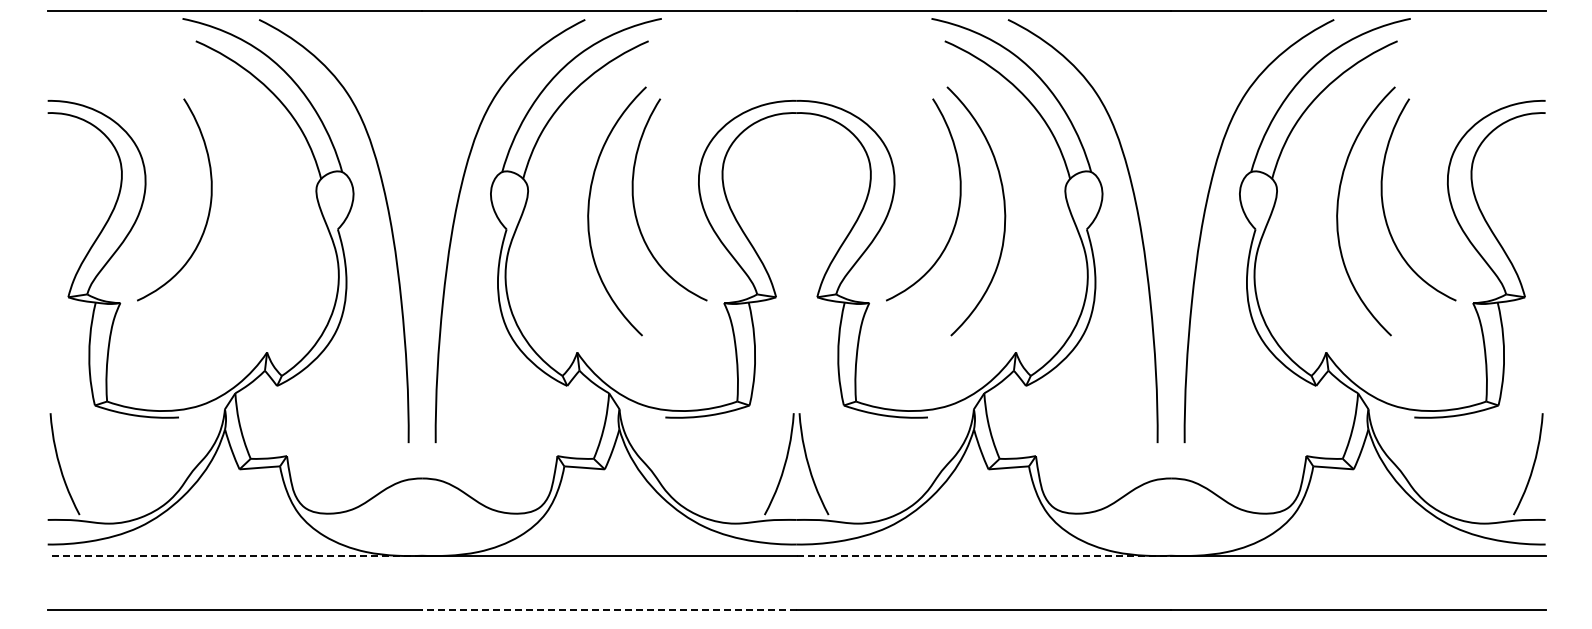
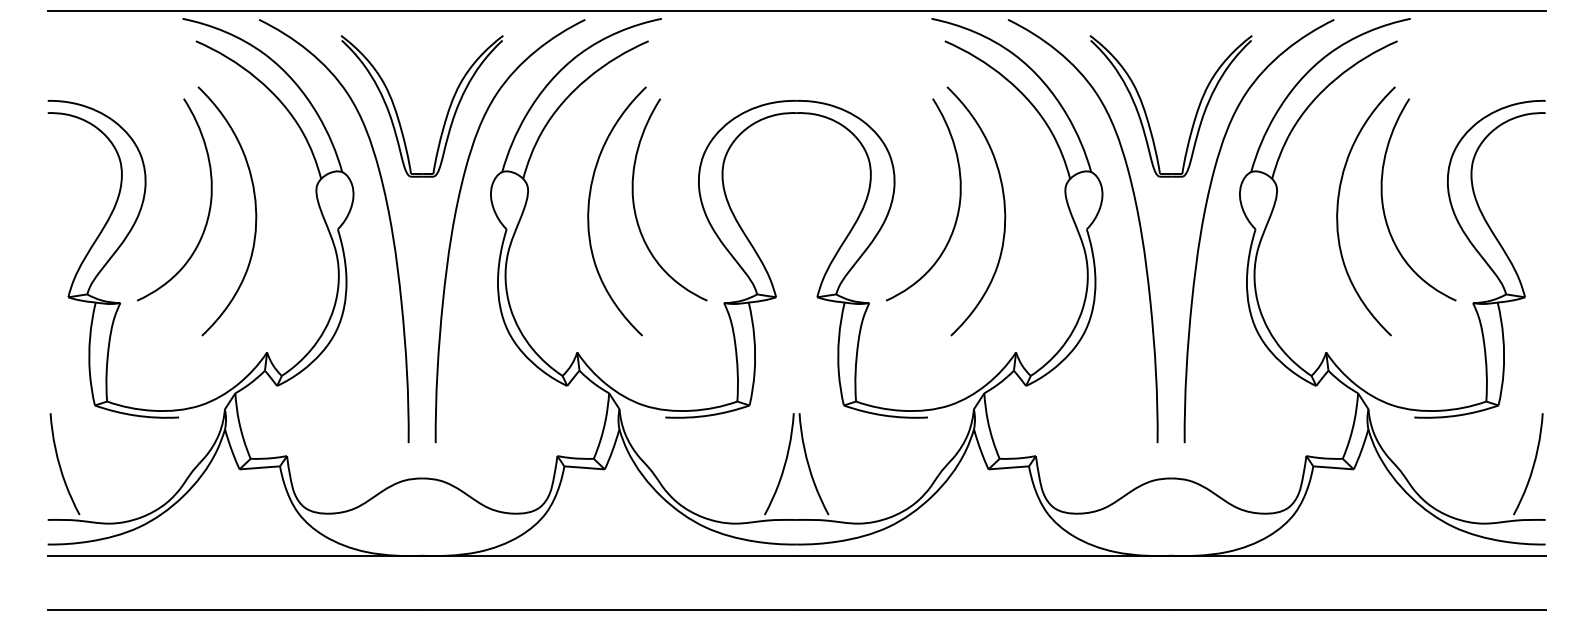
part: none -> present (398, 115)
part: none -> present (1147, 115)
curve: none -> present (254, 206)
line: dashed -> solid (234, 555)
line: dashed -> solid (984, 555)
line: dashed -> solid (608, 610)
